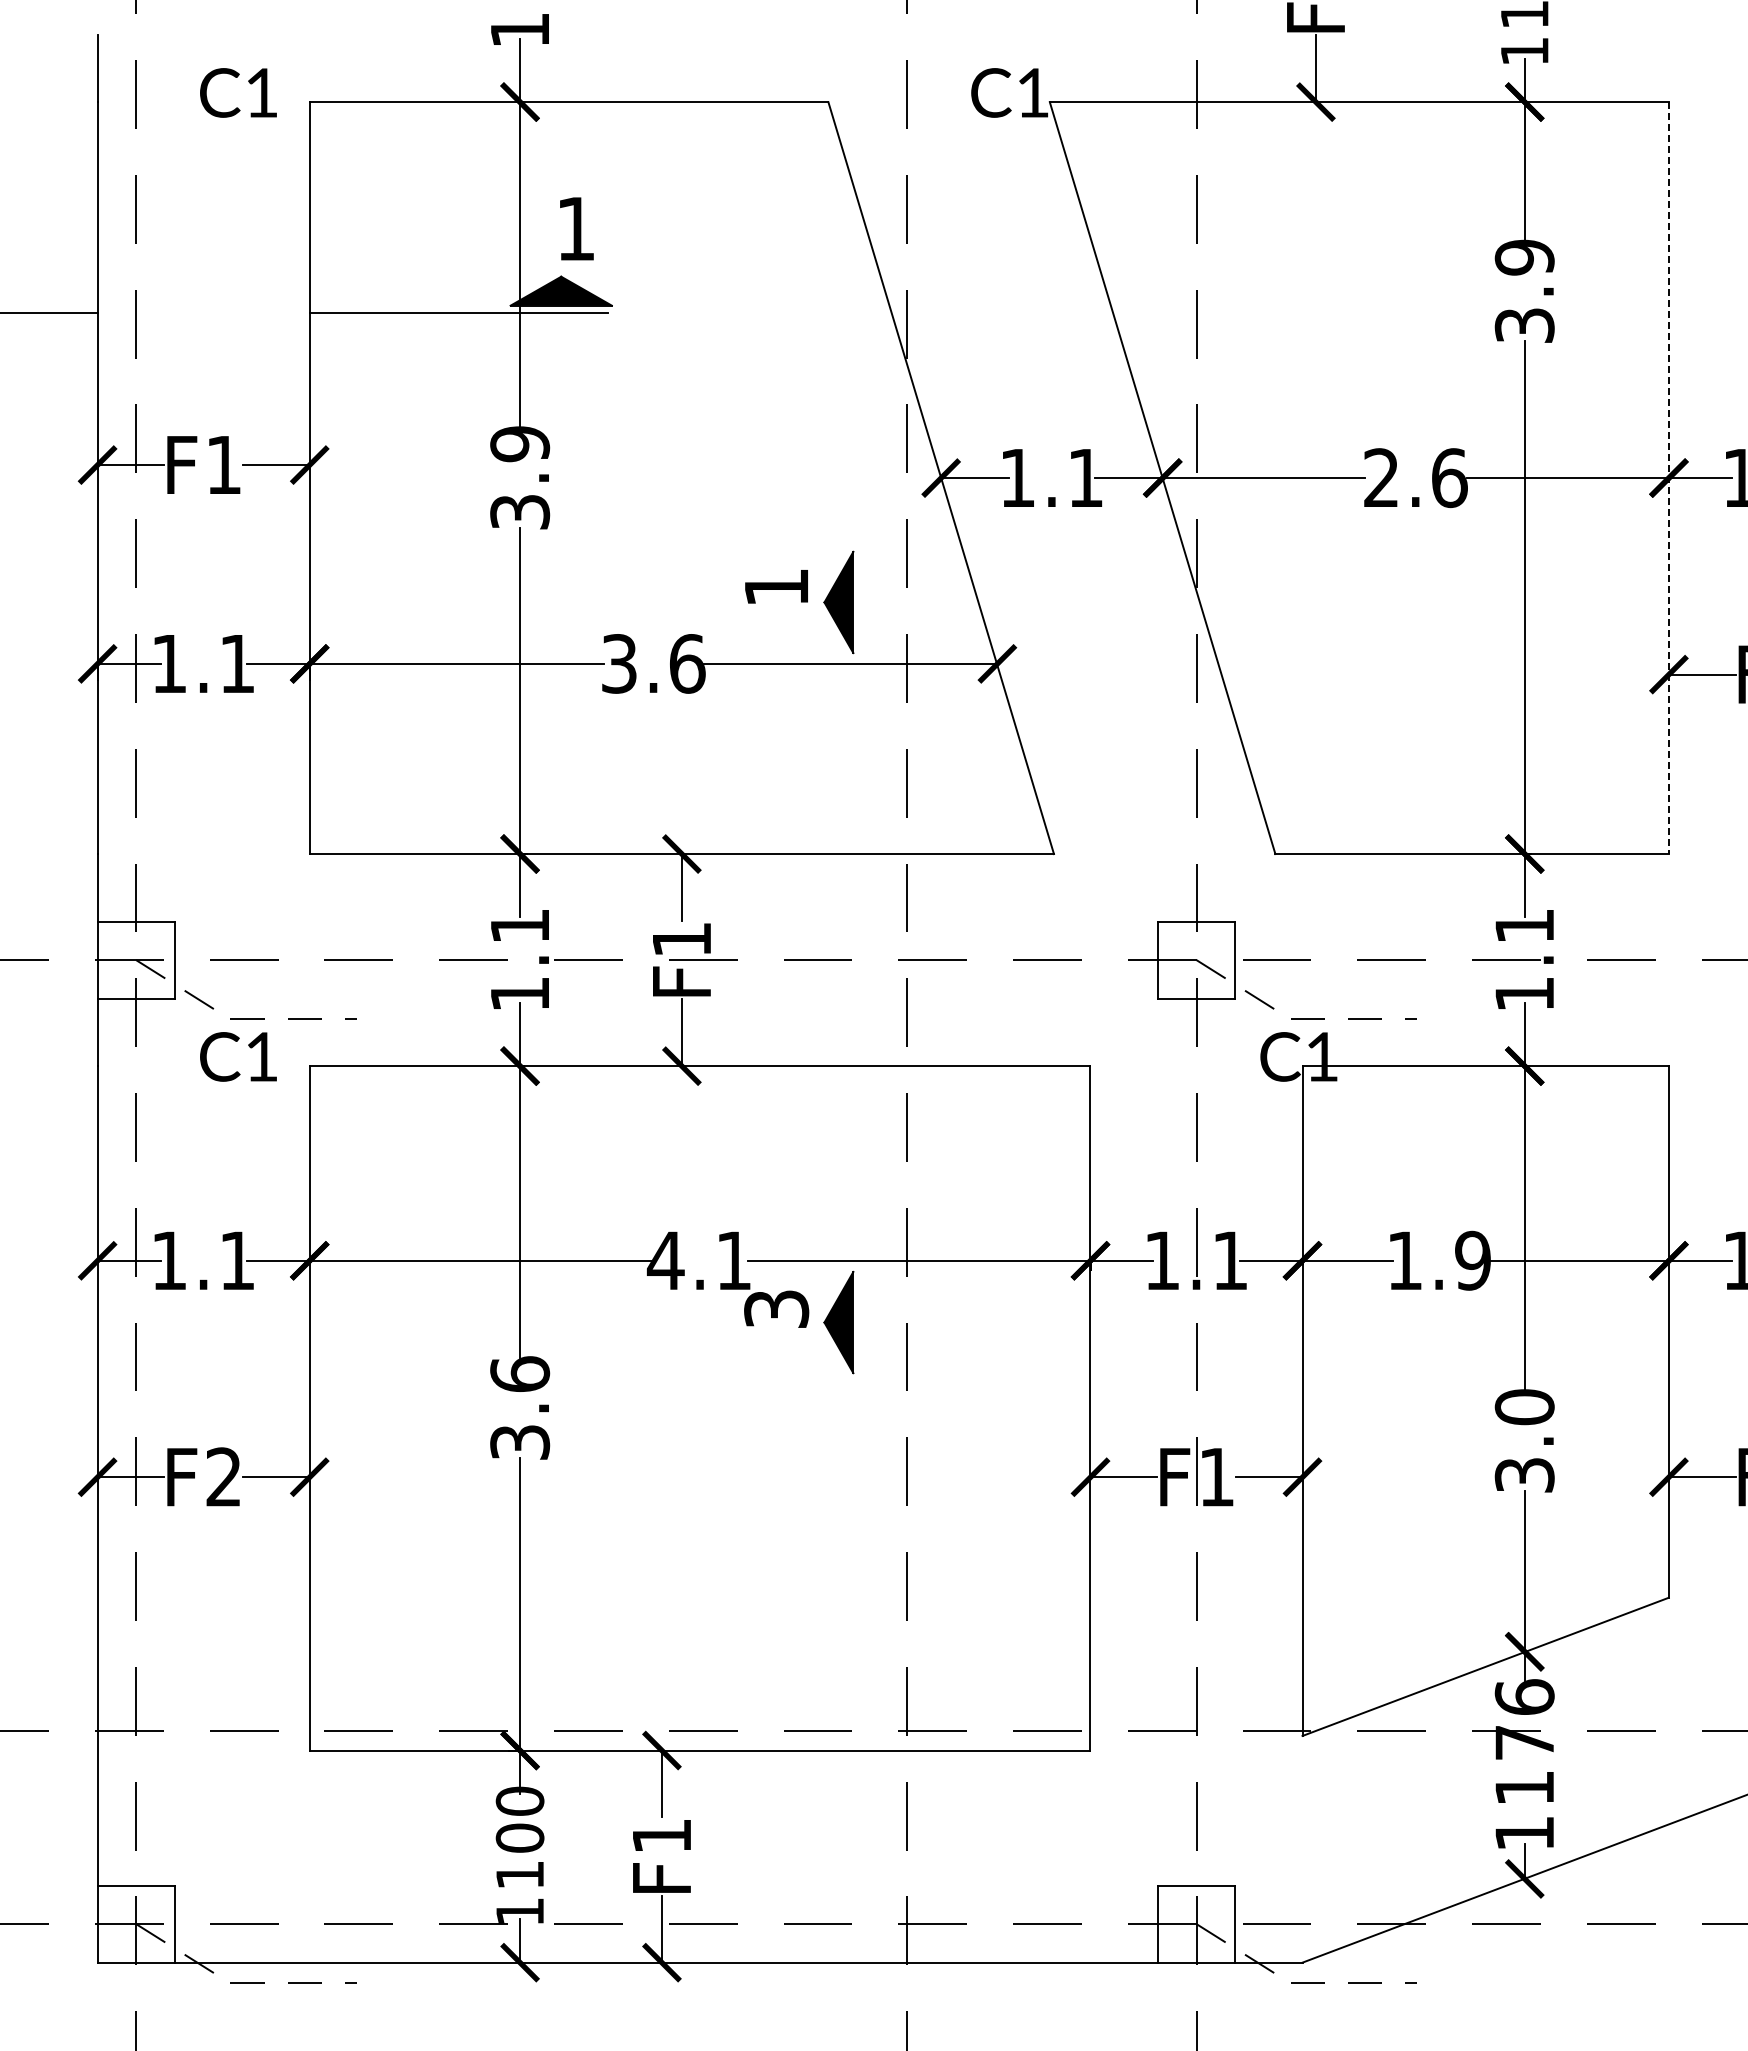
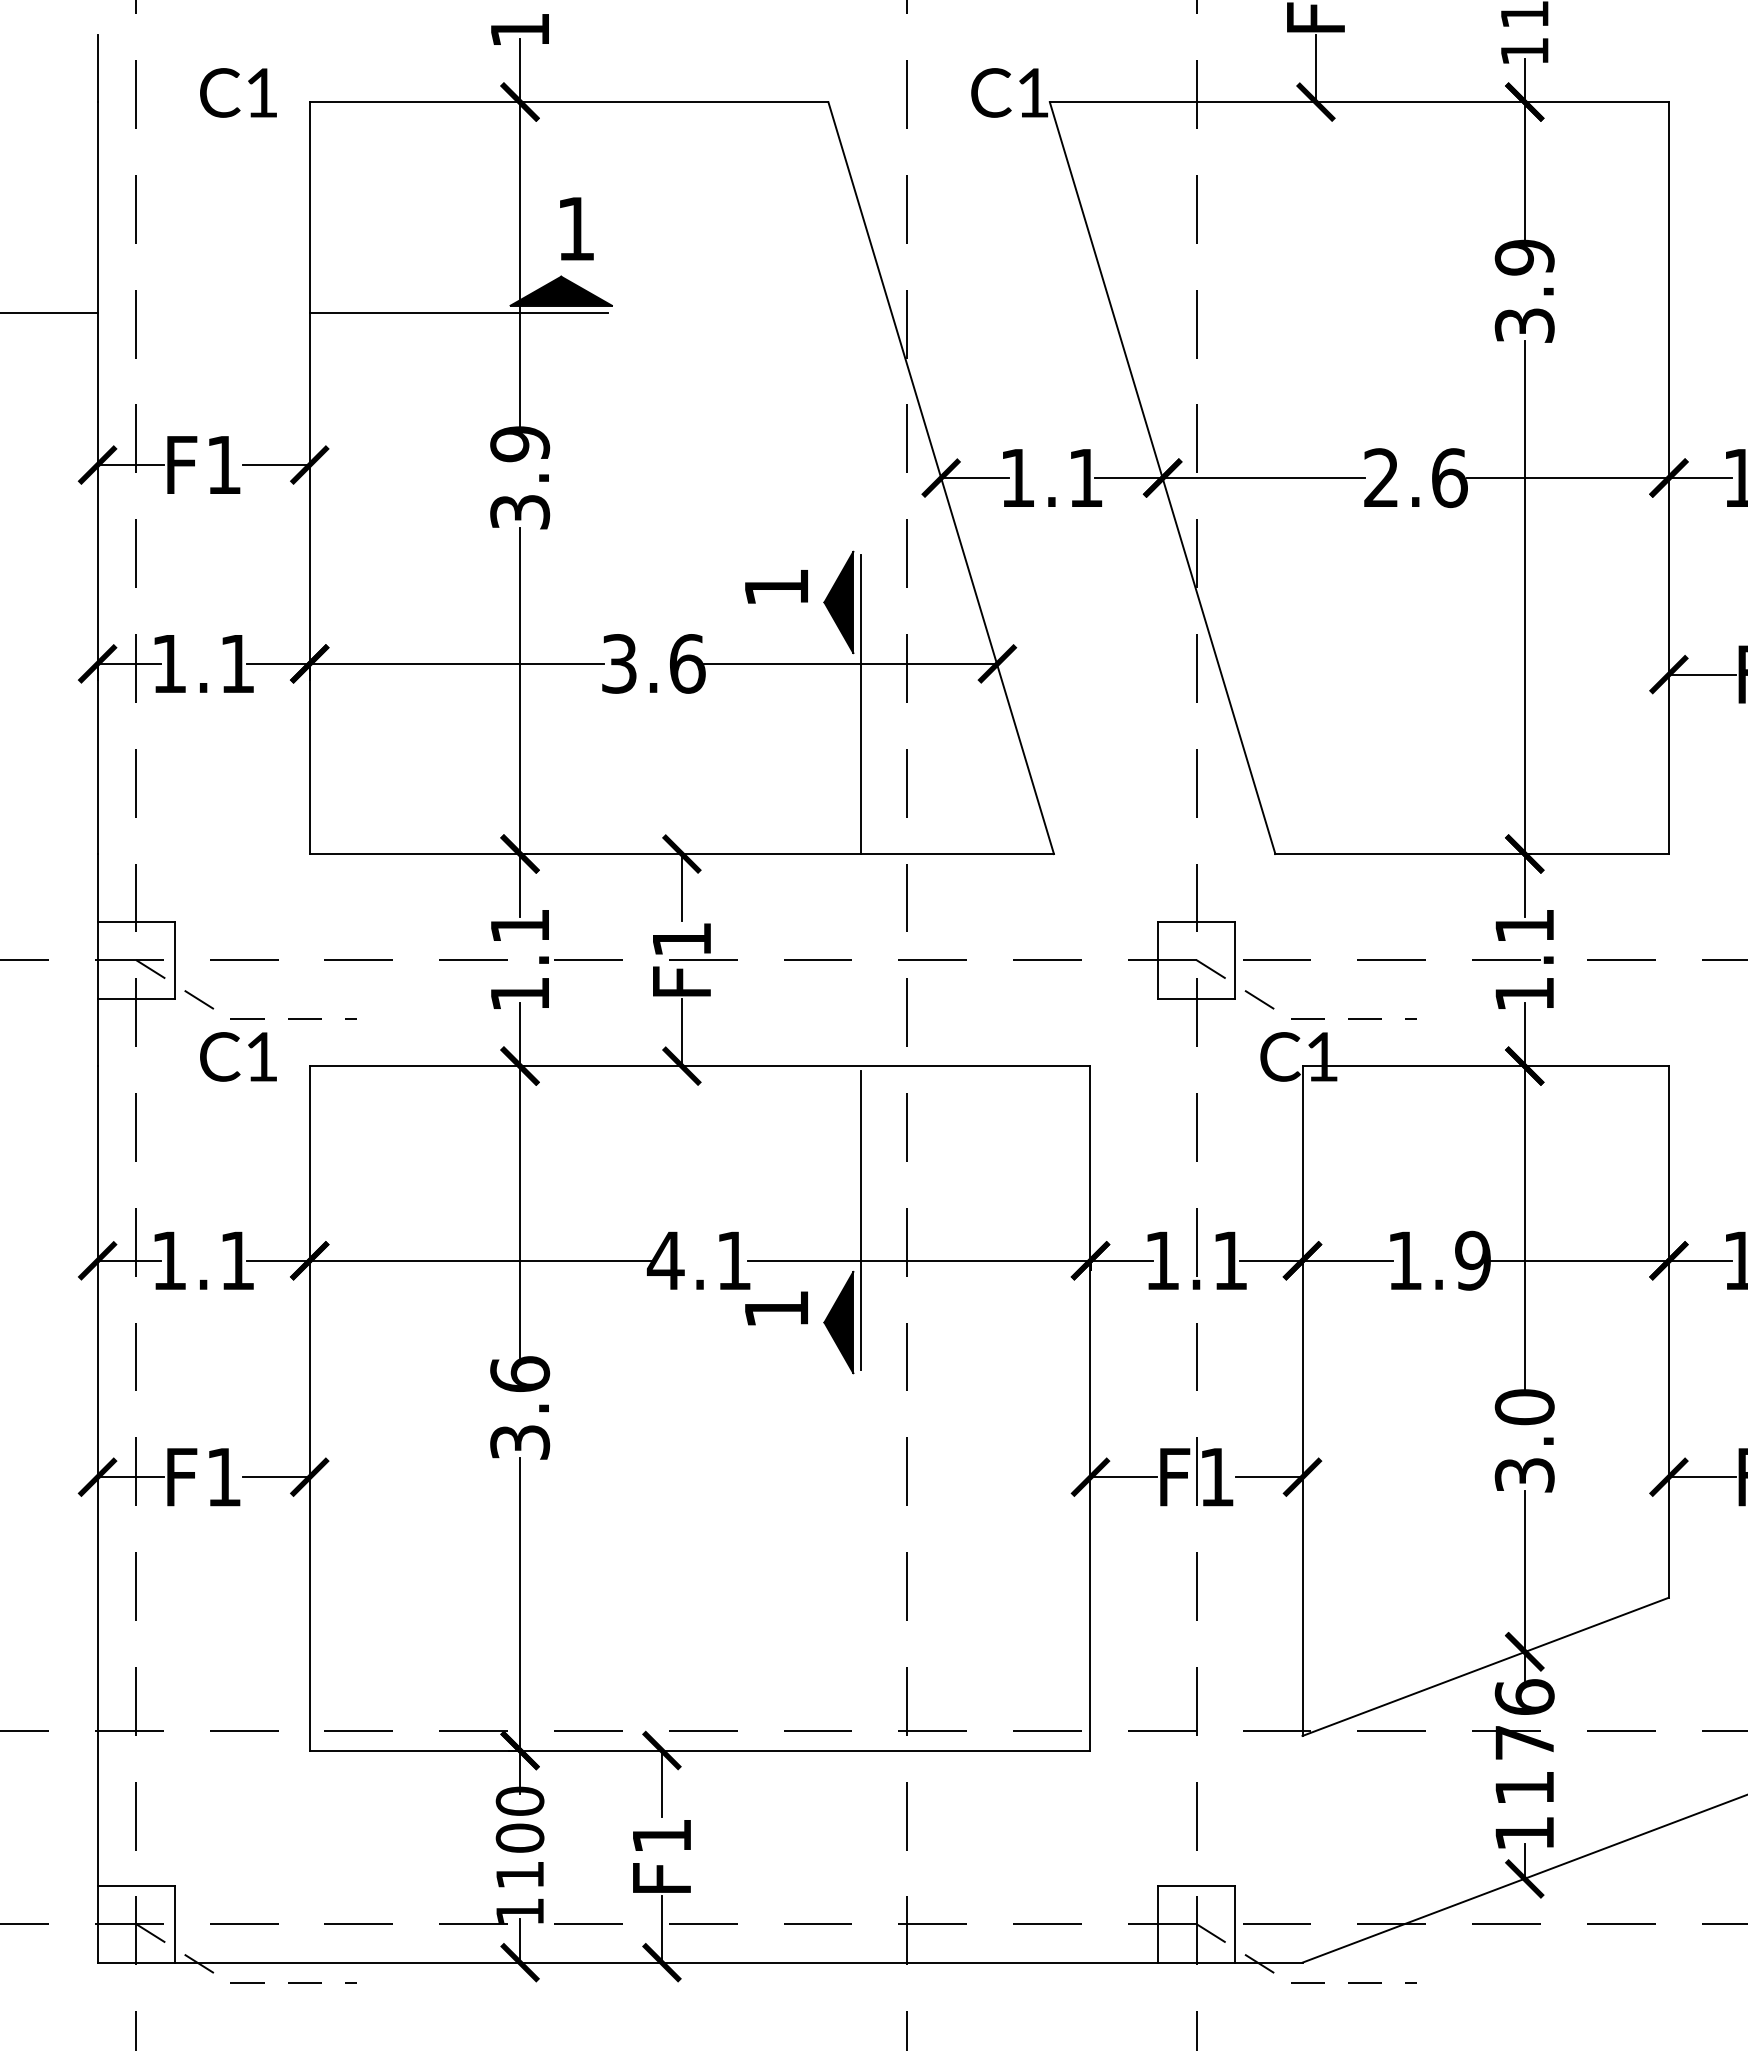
line: dashed -> solid (1668, 478)
line: none -> present (860, 704)
line: none -> present (860, 1219)
text: 3 -> 1 (776, 1308)
text: F2 -> F1 (223, 1476)
